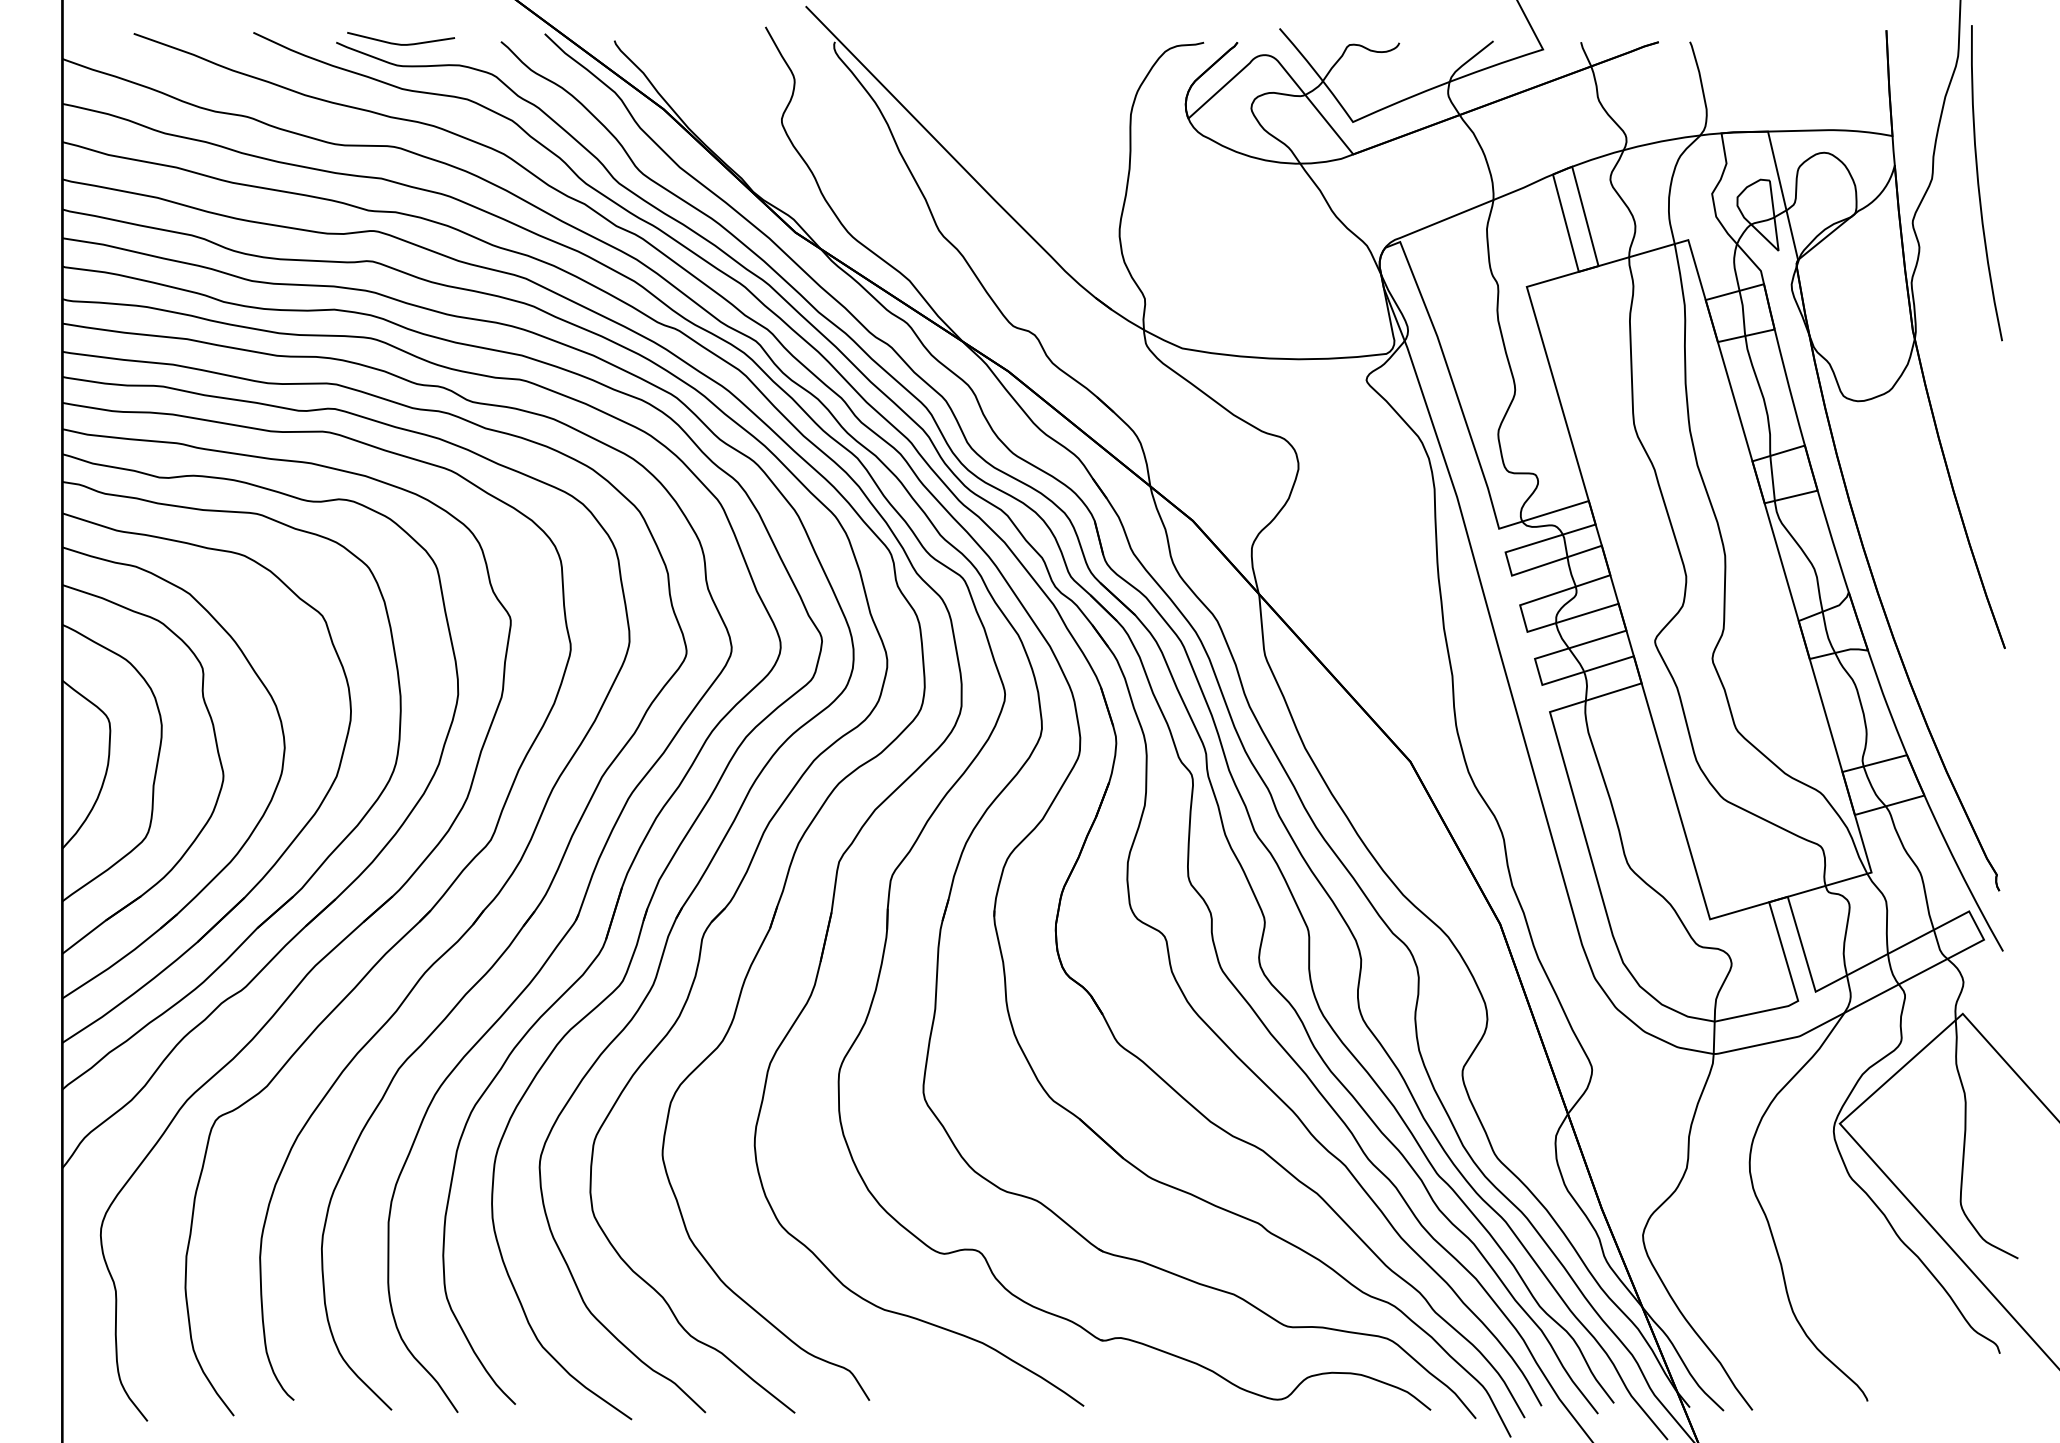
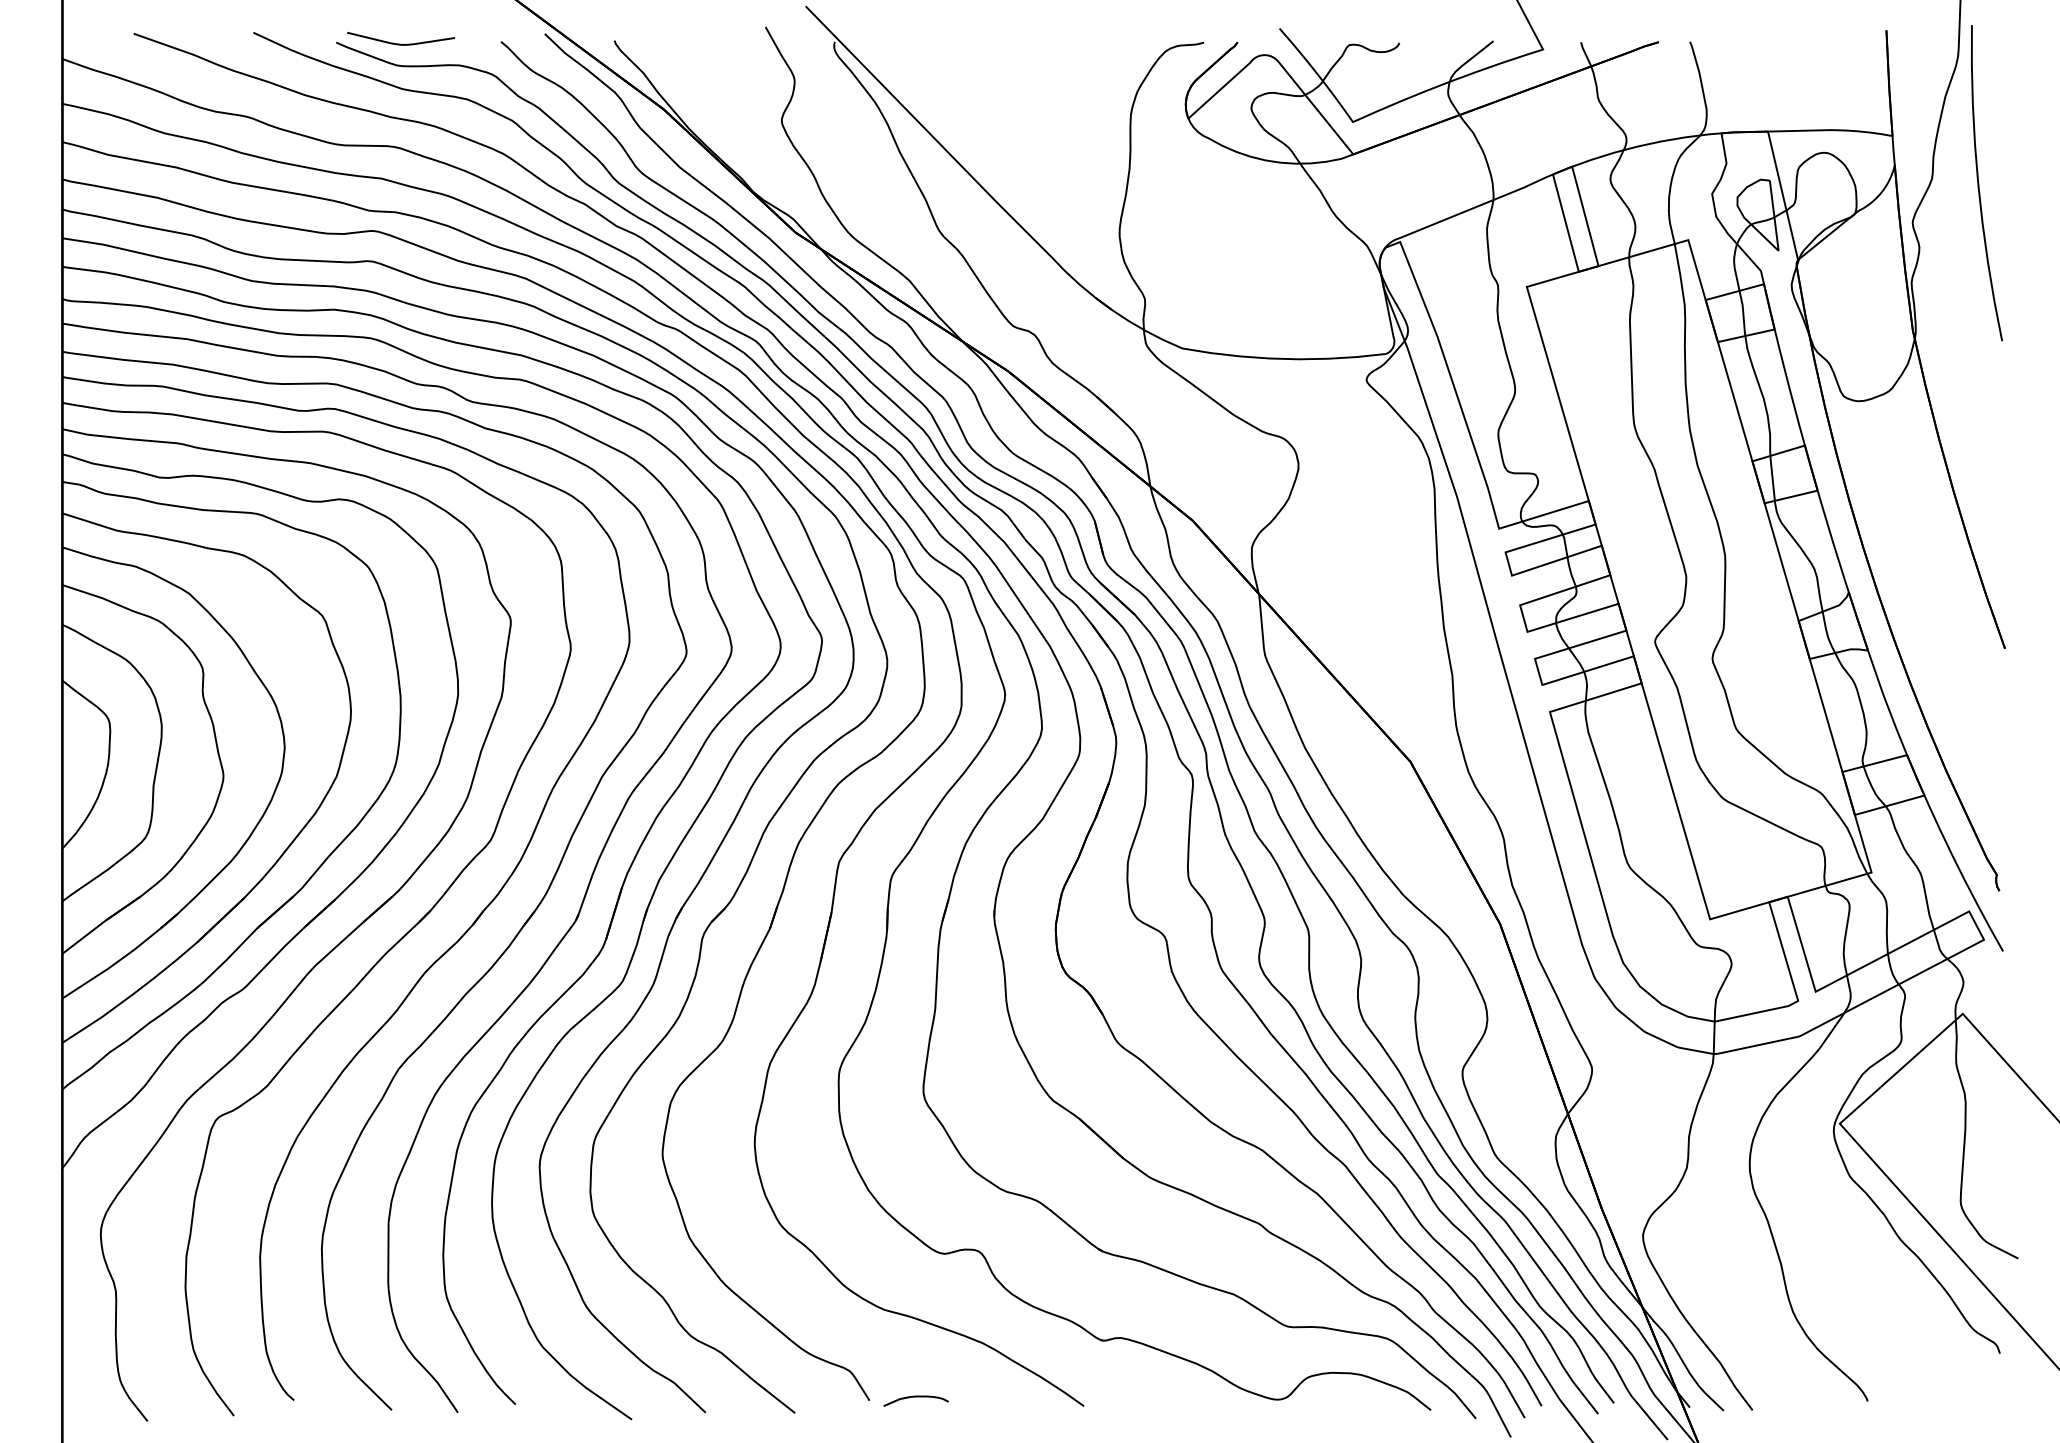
curve: none -> present (915, 1397)
